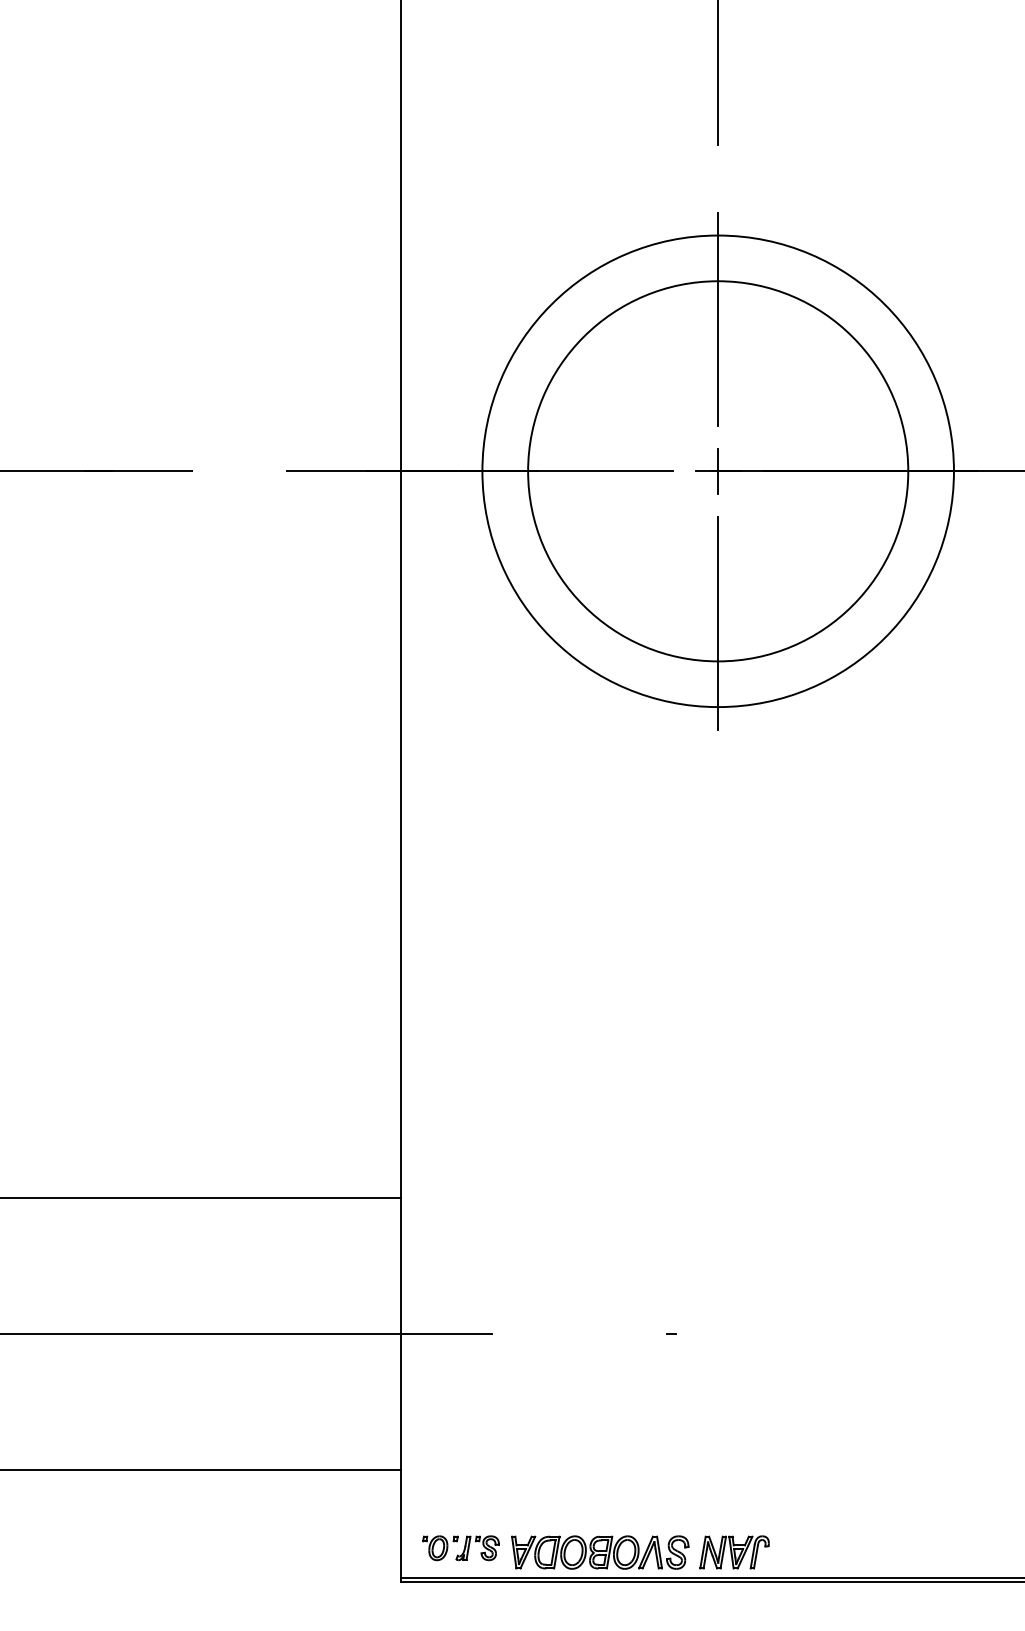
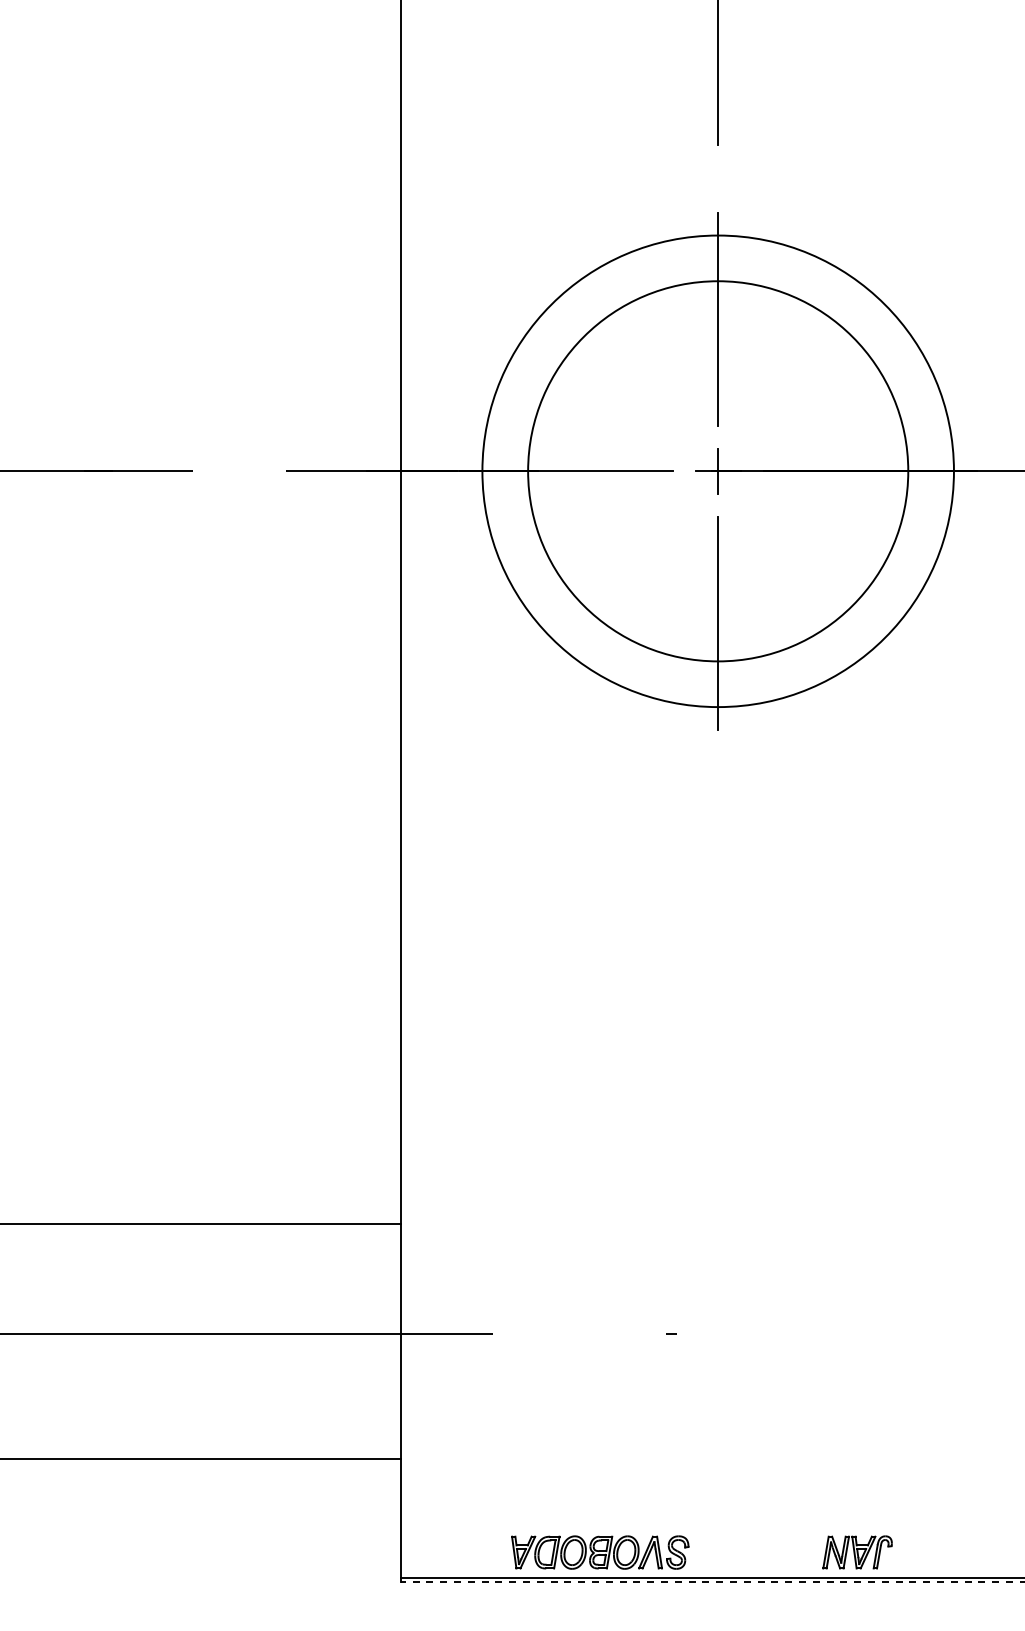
line position: (201, 1197) -> (201, 1223) (201, 1223)
line position: (201, 1469) -> (201, 1458) (201, 1458)
part: present -> none (460, 1548)
part position: (734, 1552) -> (857, 1552) (857, 1552)
line: solid -> dashed (712, 1582)
